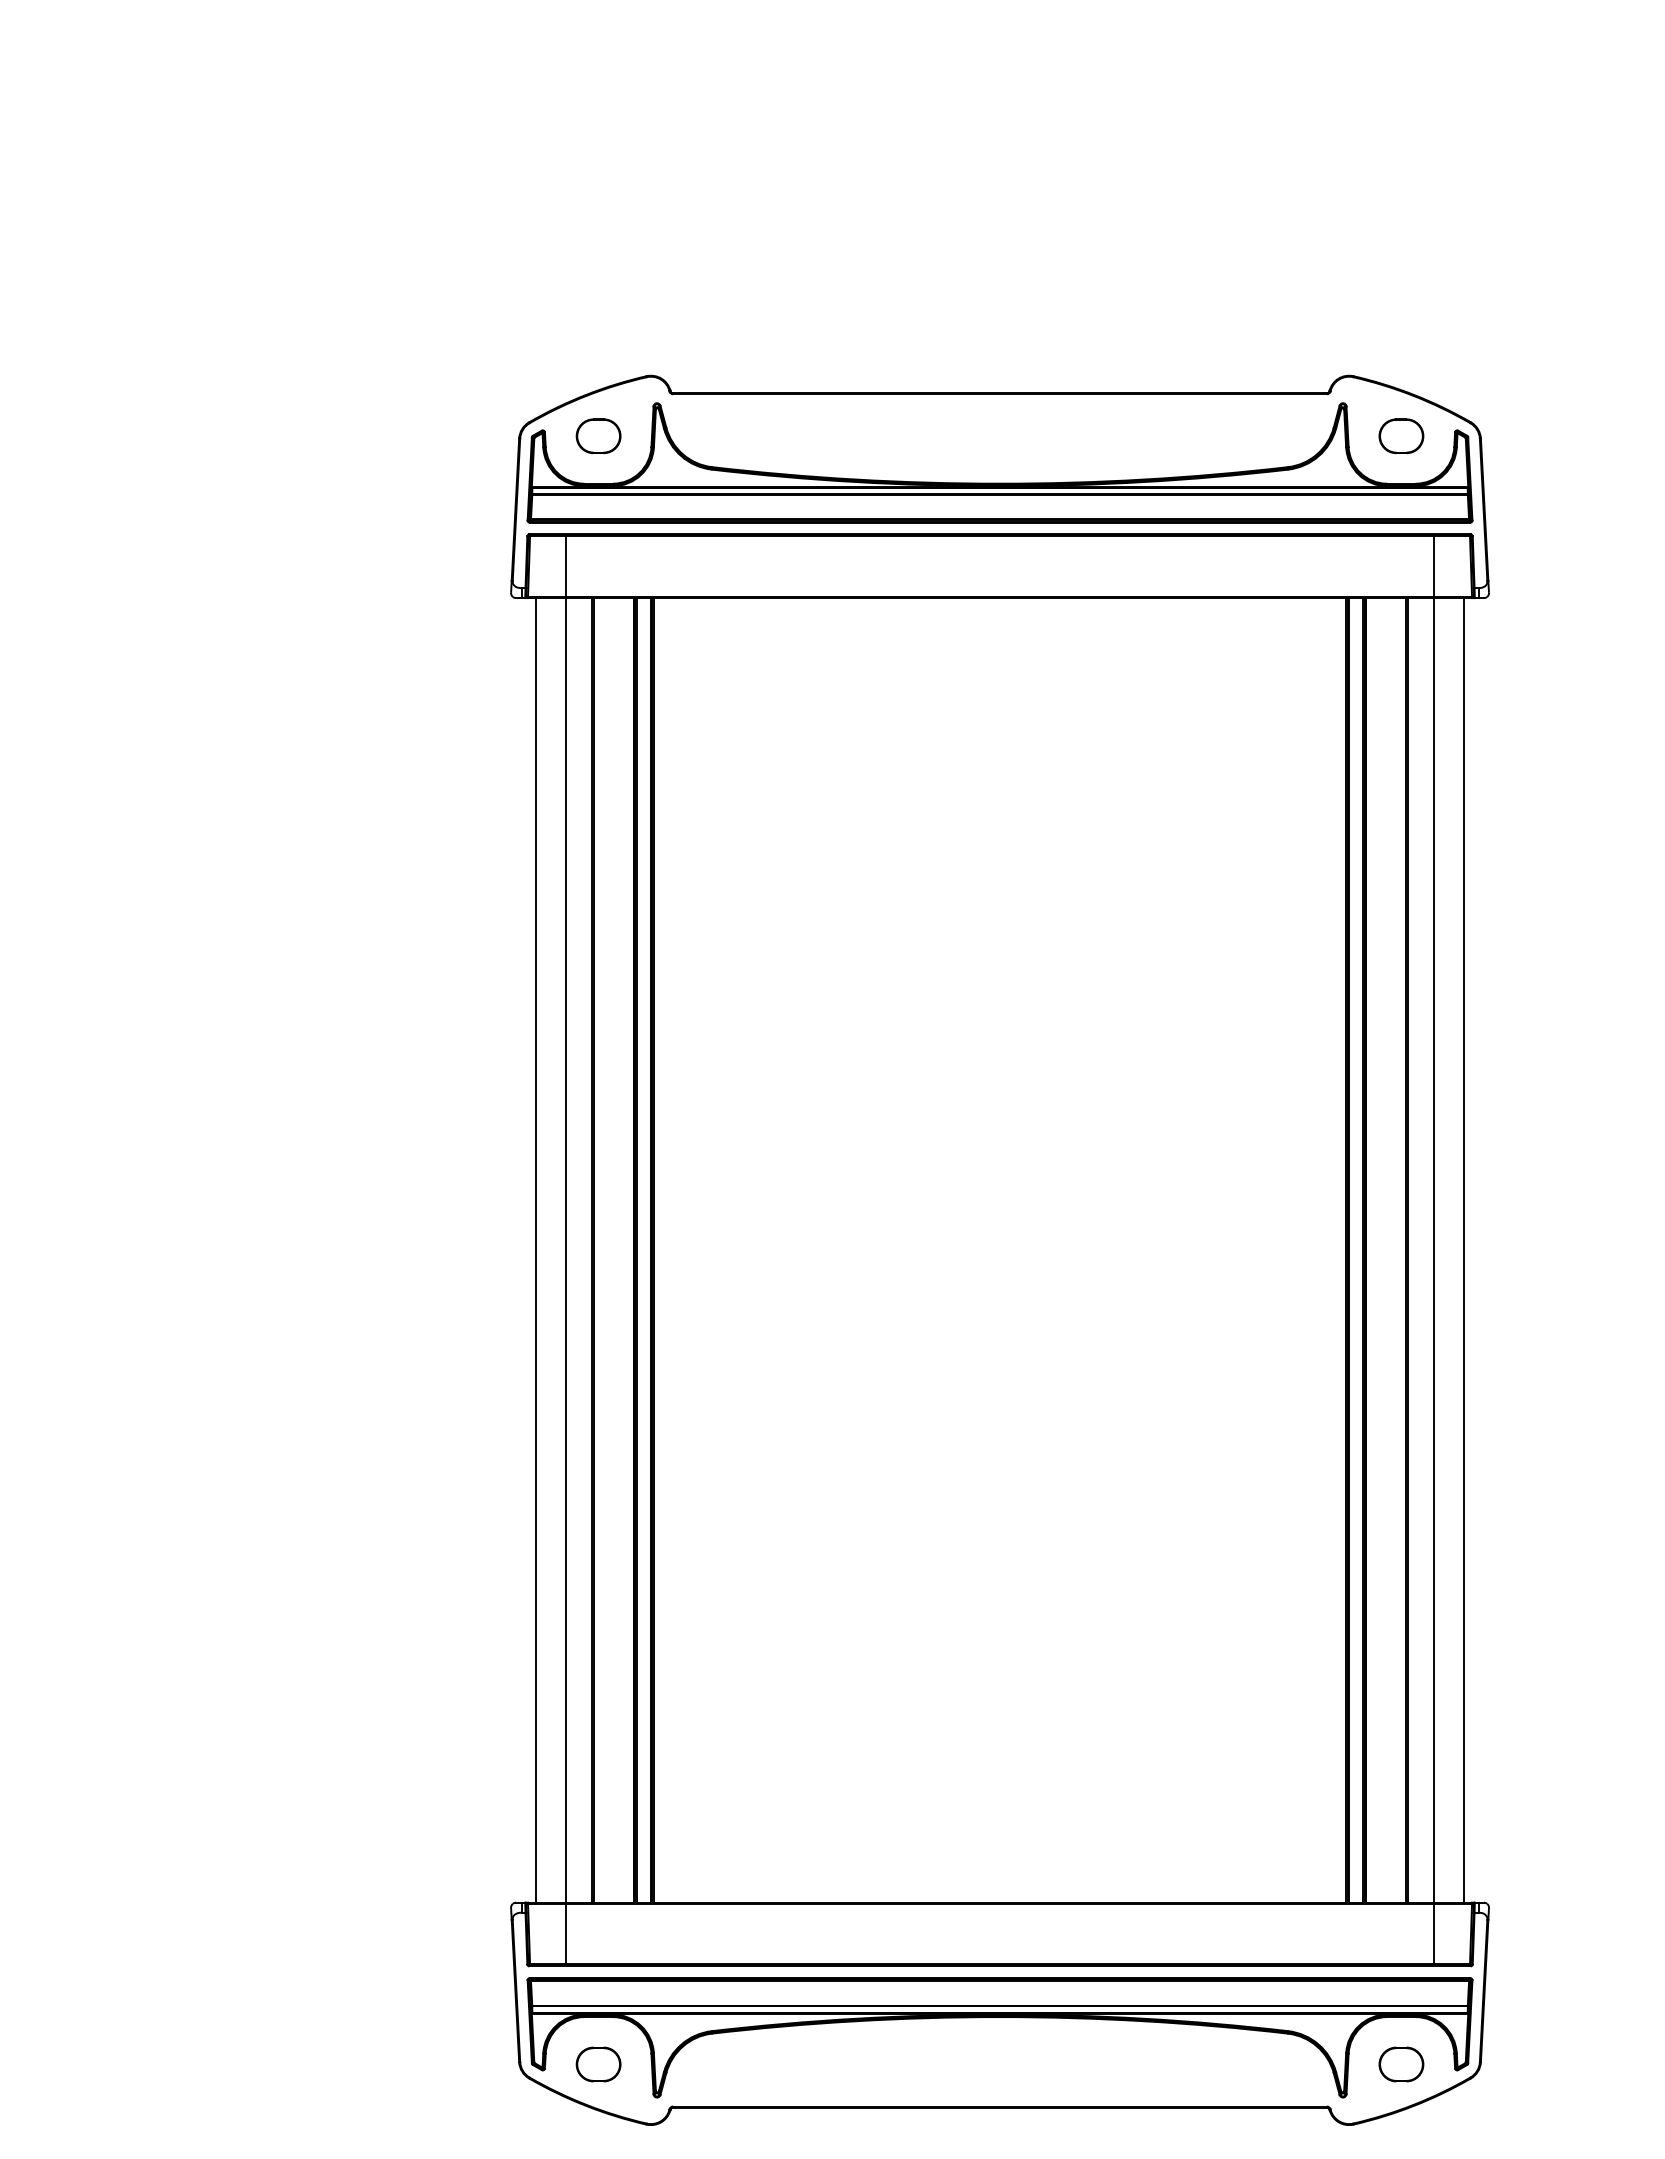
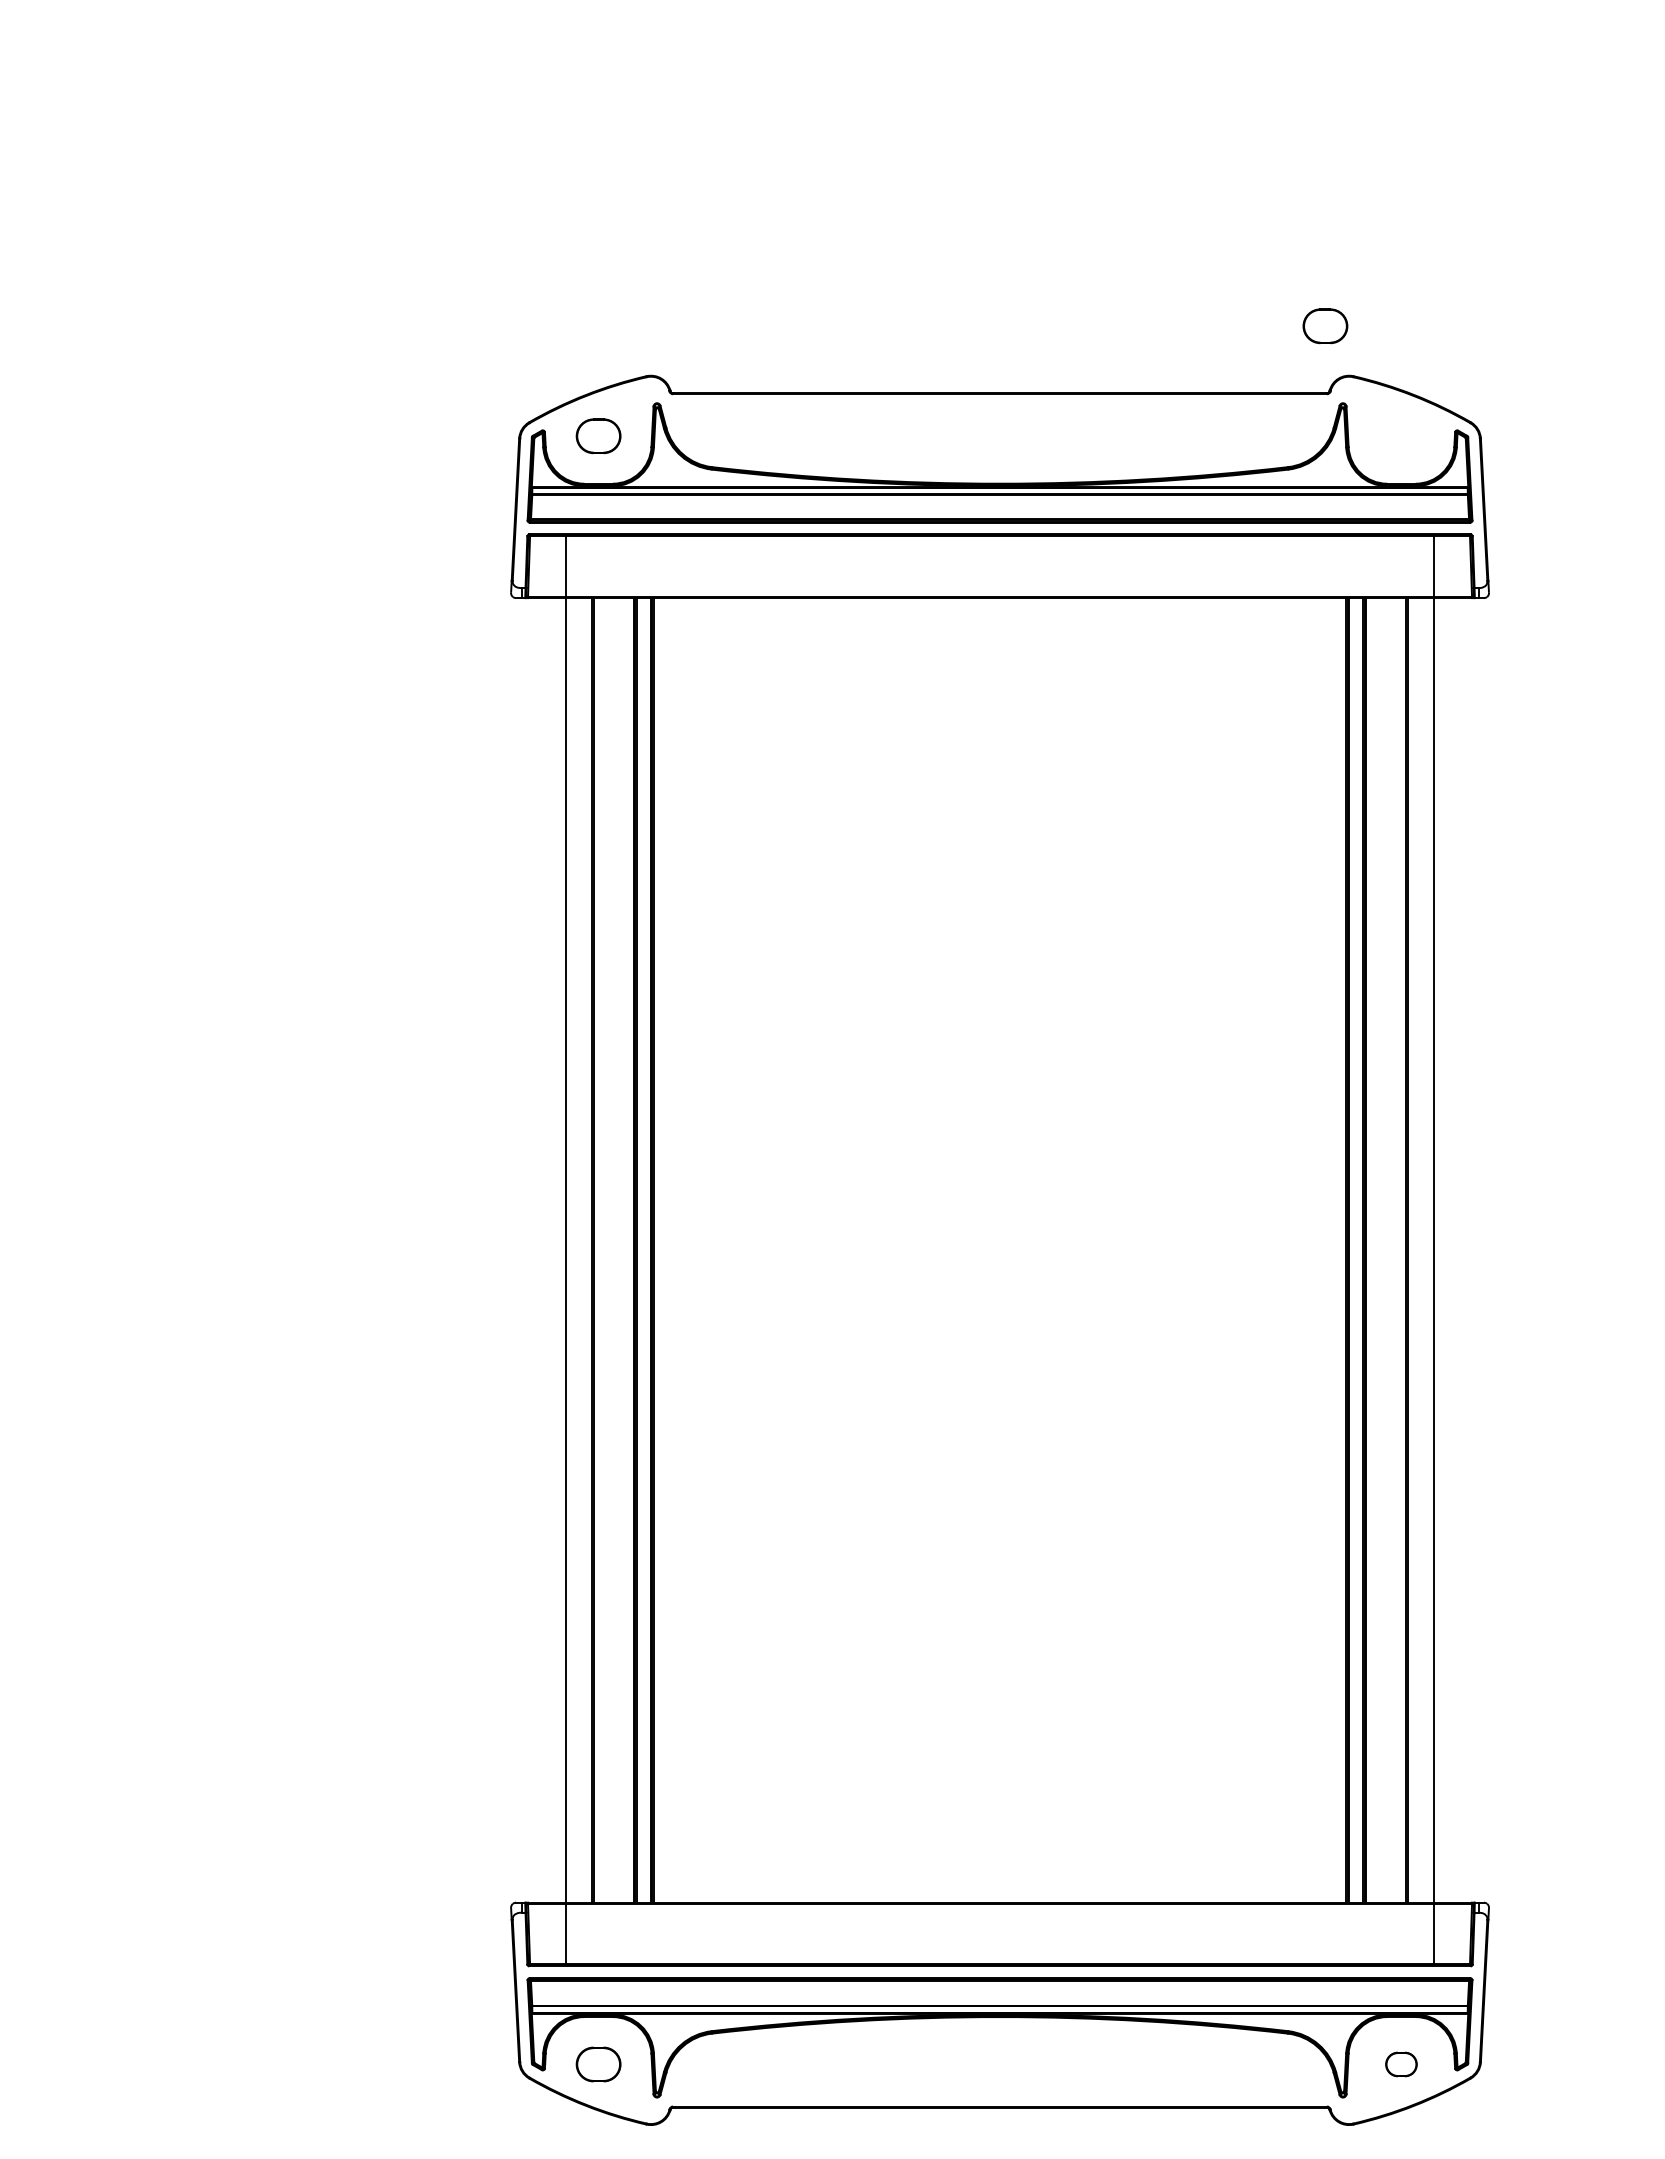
part position: (1401, 436) -> (1325, 326) (1325, 326)
line: present -> none (535, 1250)
line: present -> none (1464, 1250)
part size: 47x37 px -> 33x27 px (1401, 2064)
